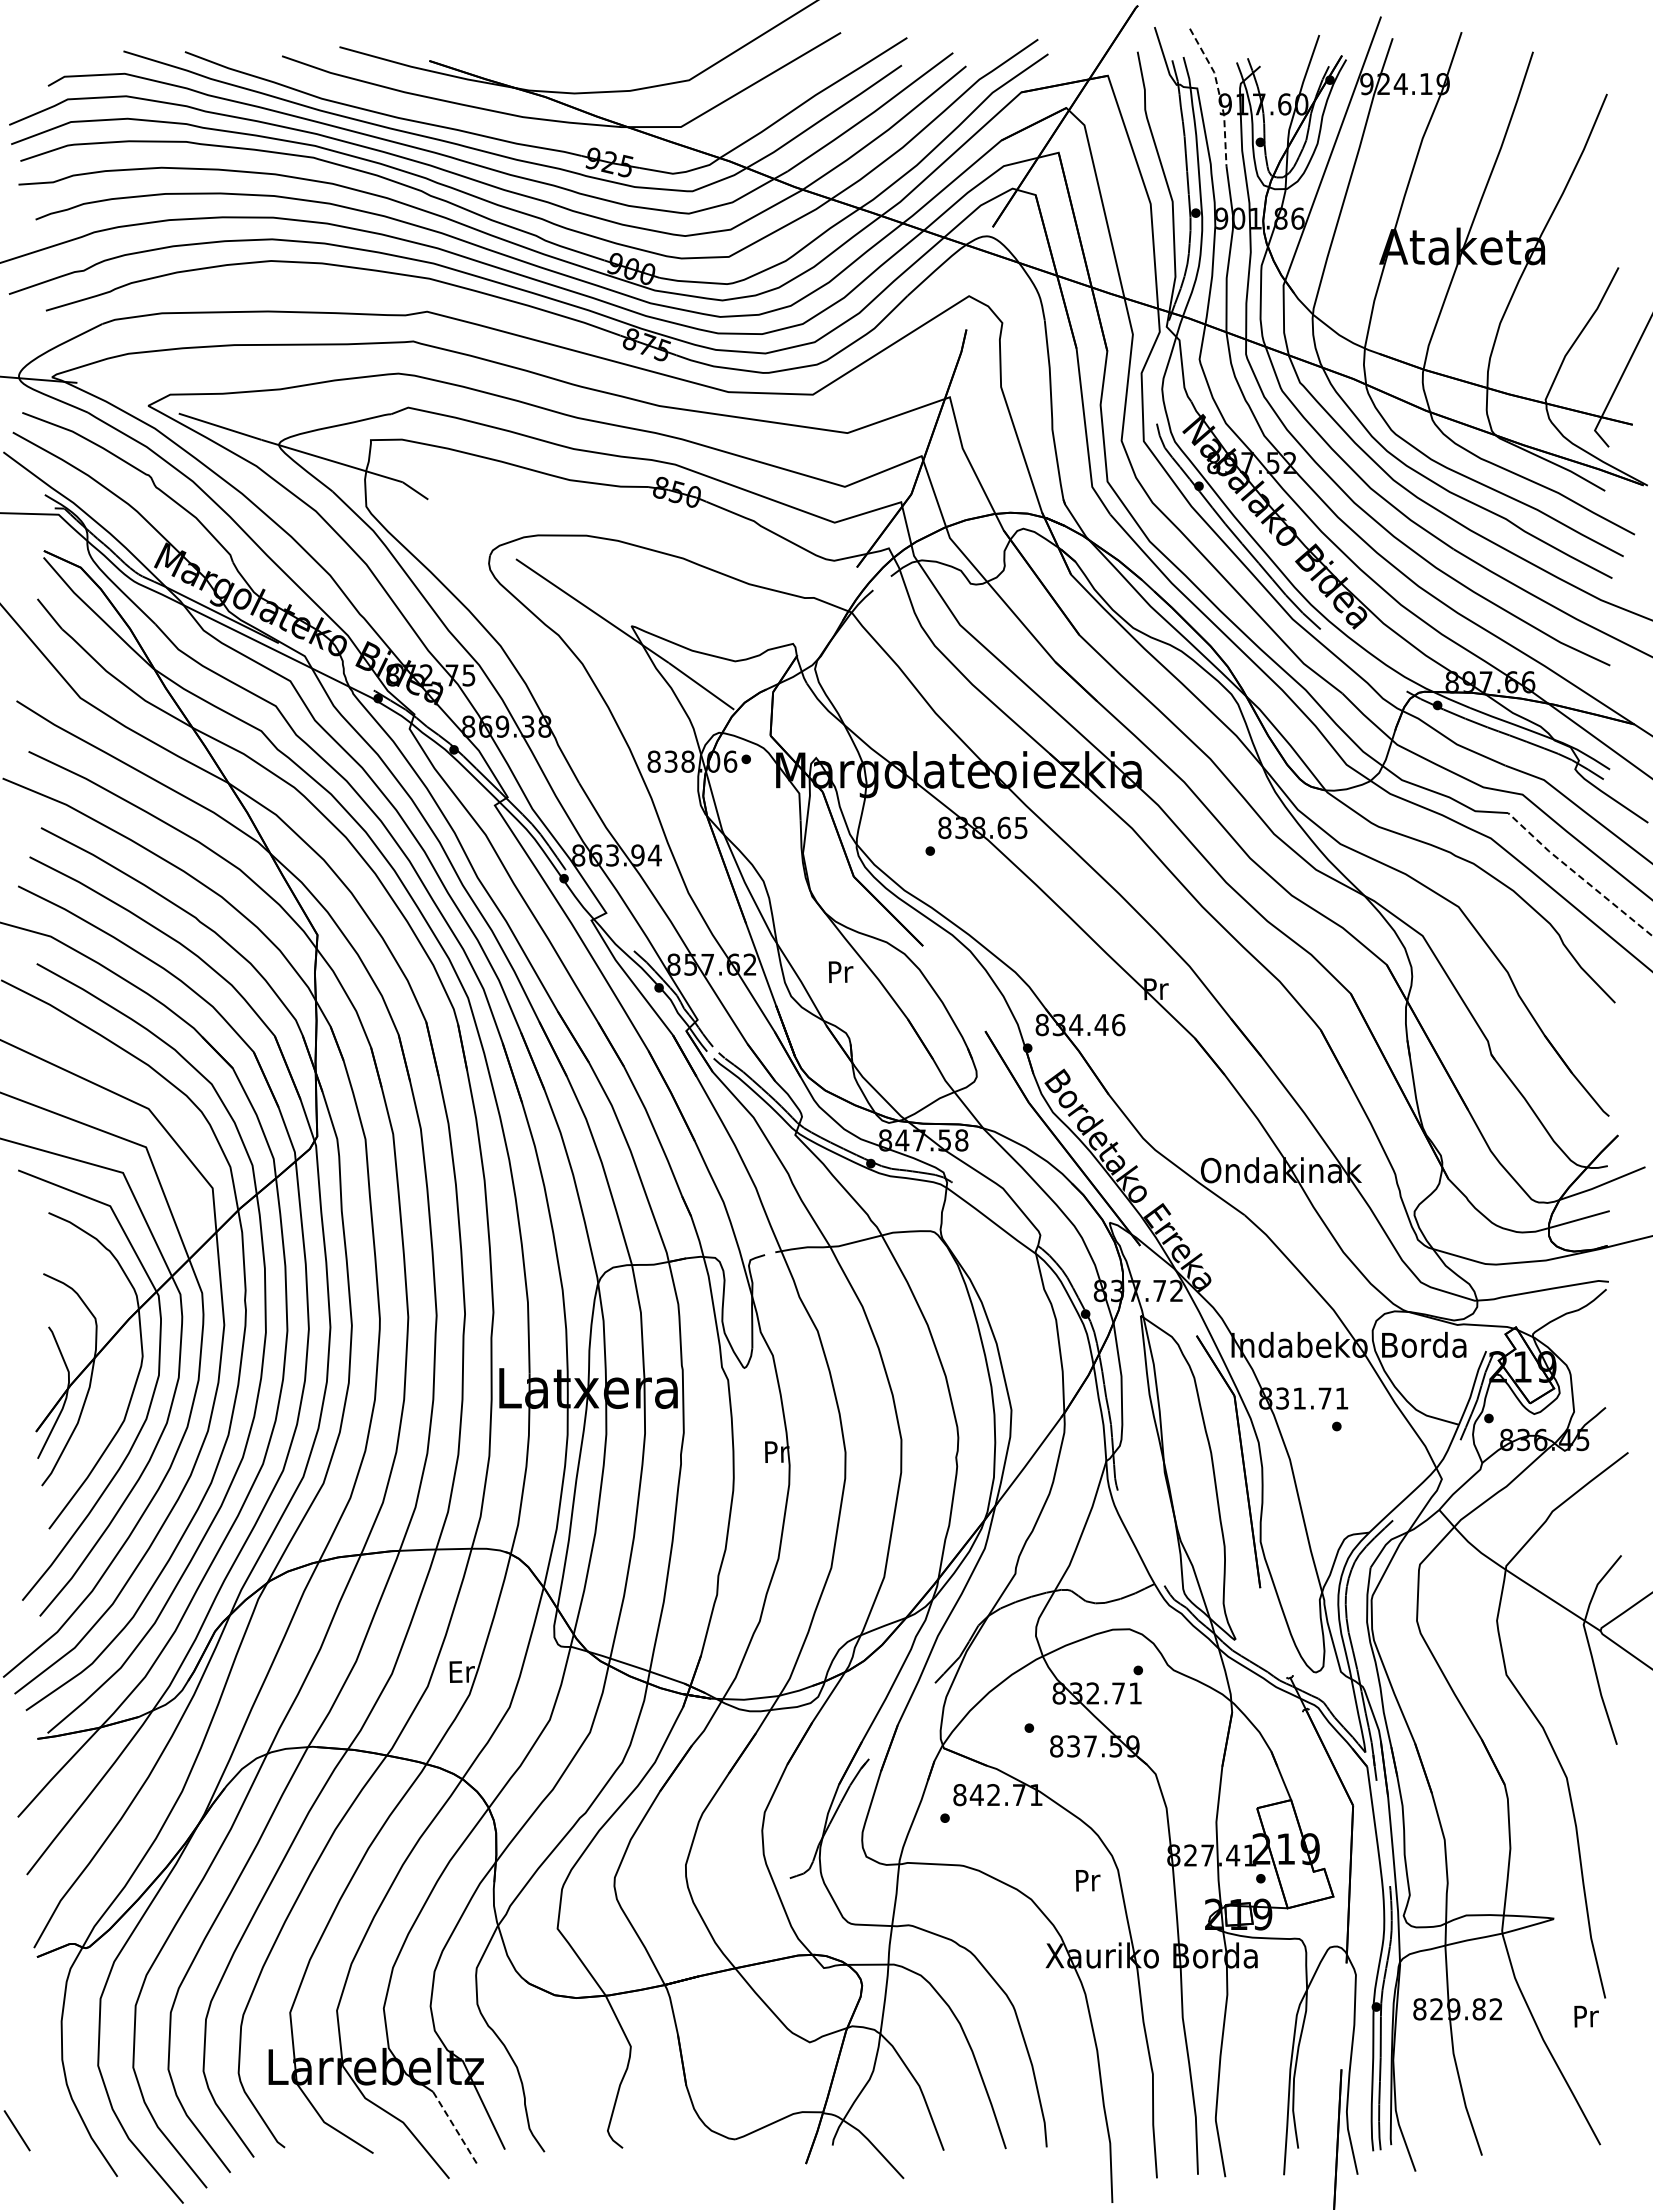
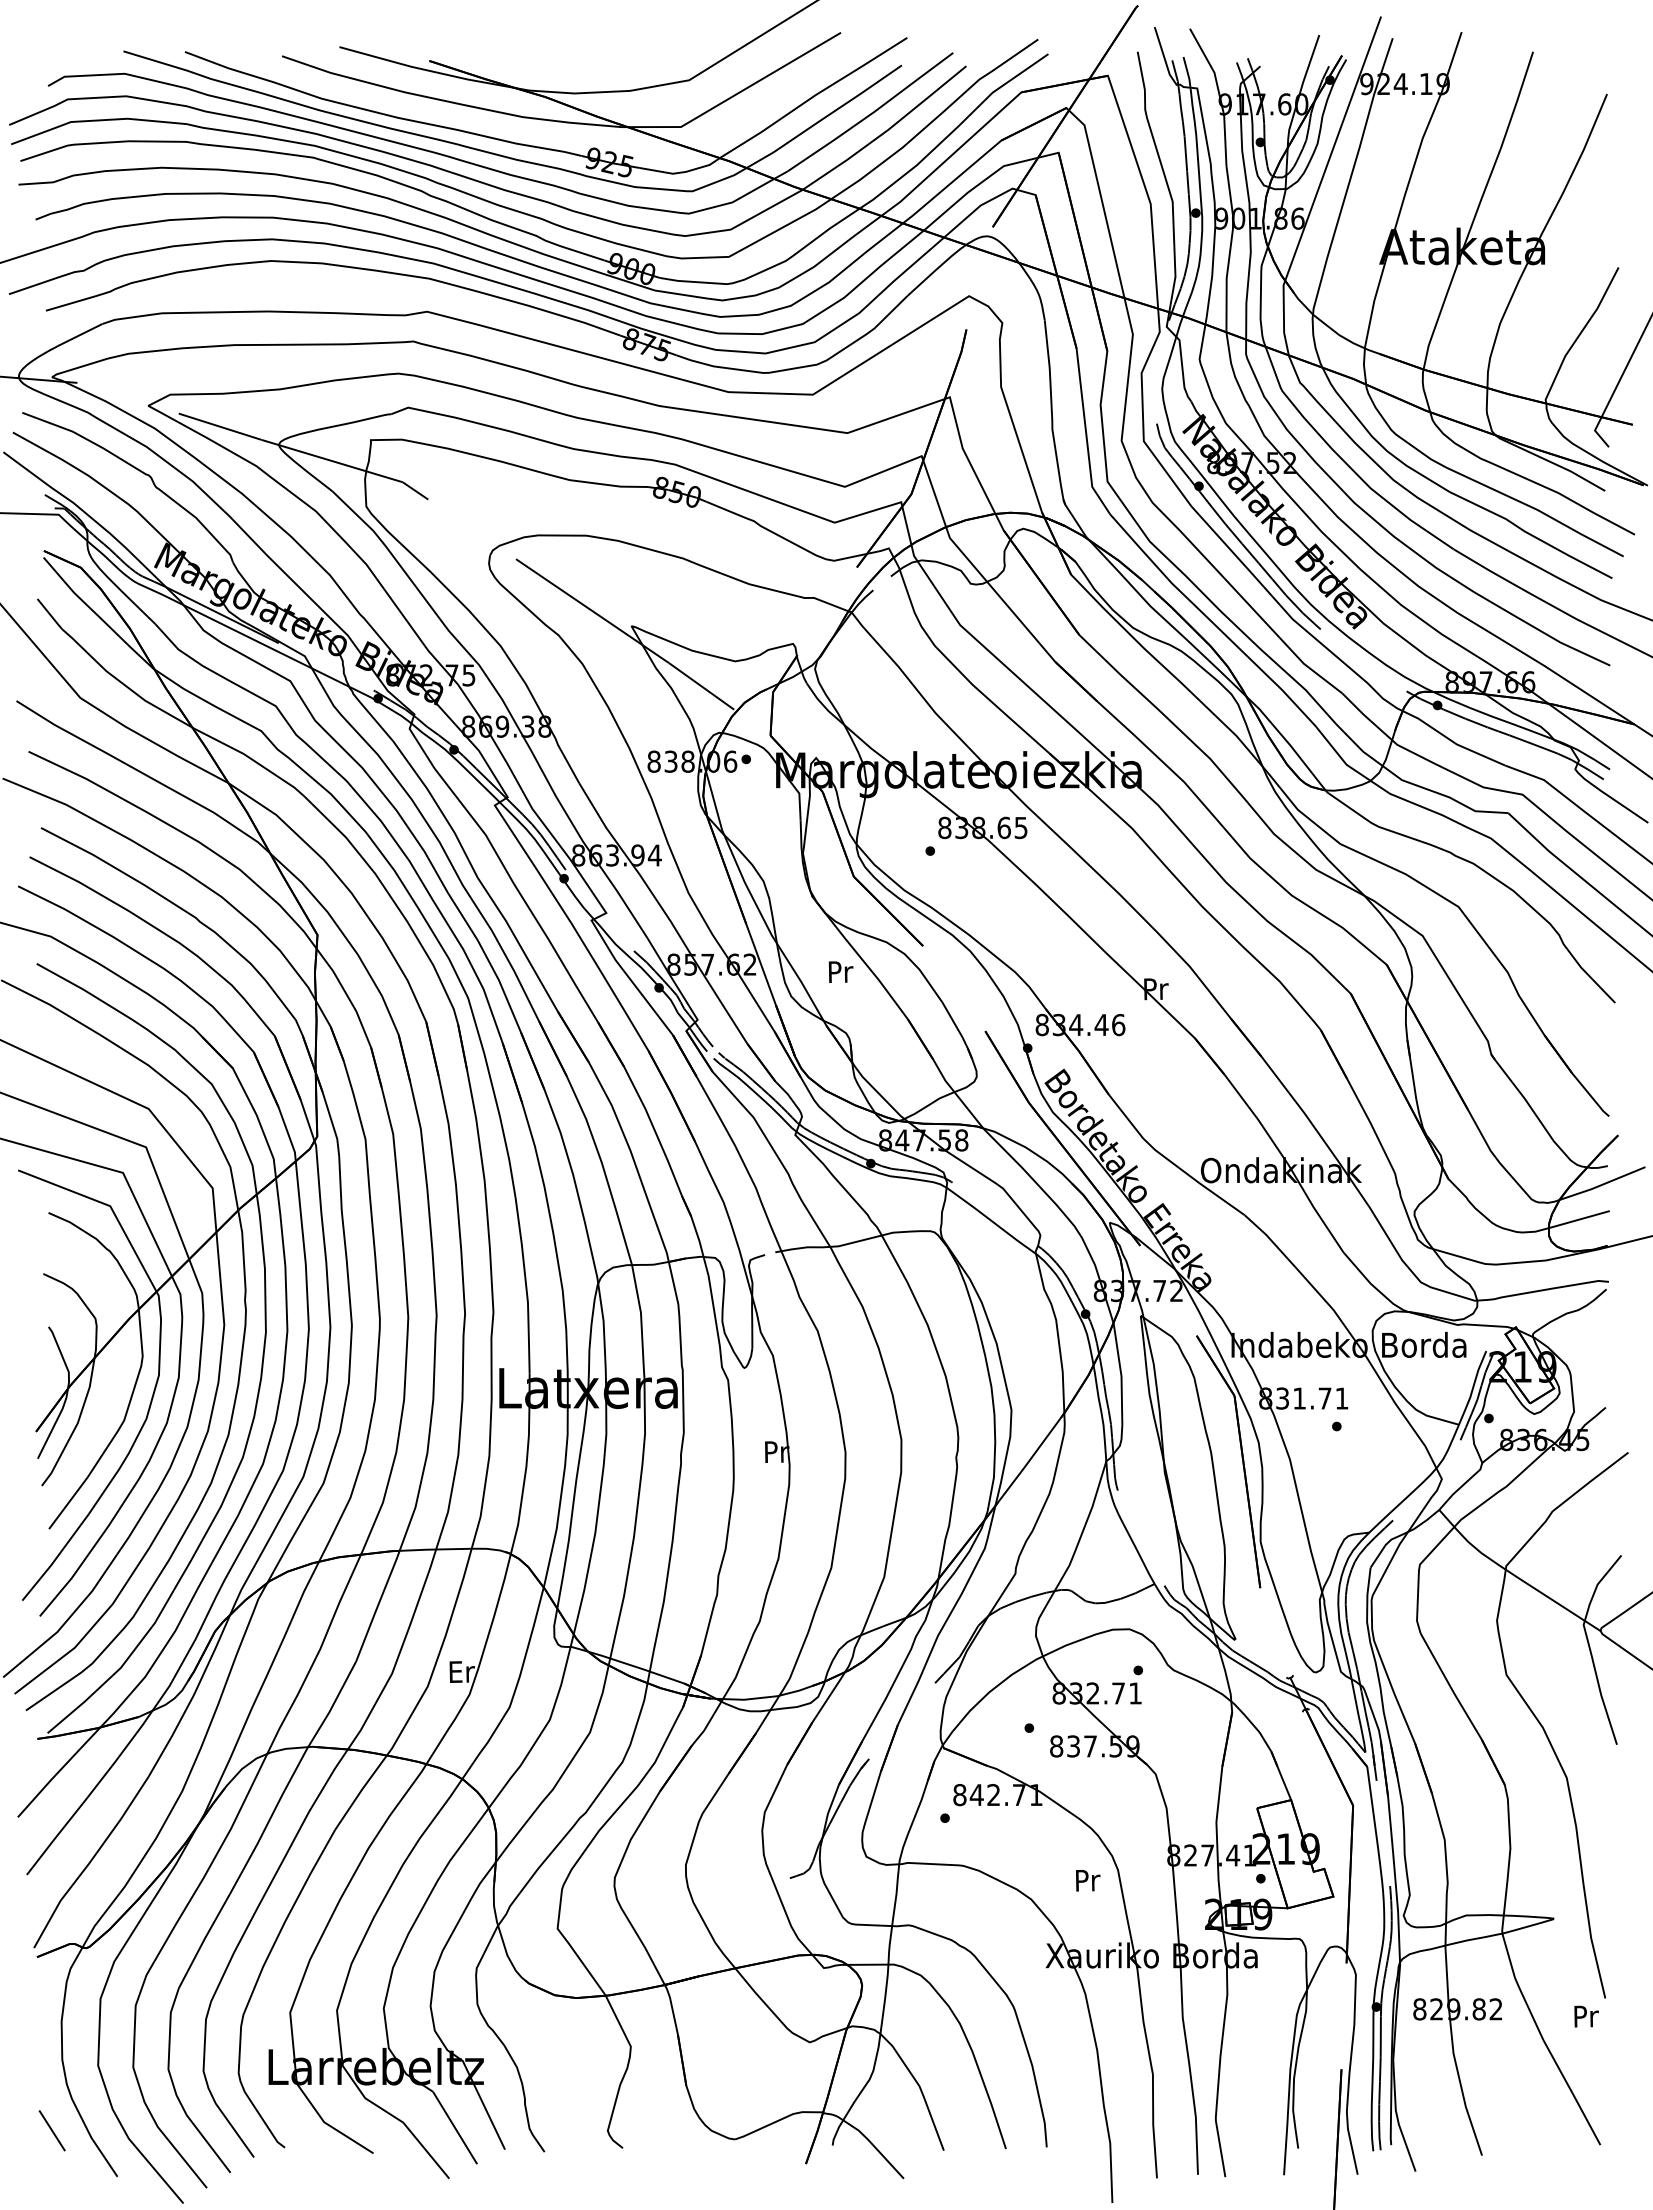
line: dashed -> solid (1219, 94)
line: dashed -> solid (1579, 875)
line: dashed -> solid (455, 2128)
line position: (16, 2130) -> (51, 2130) (51, 2130)
